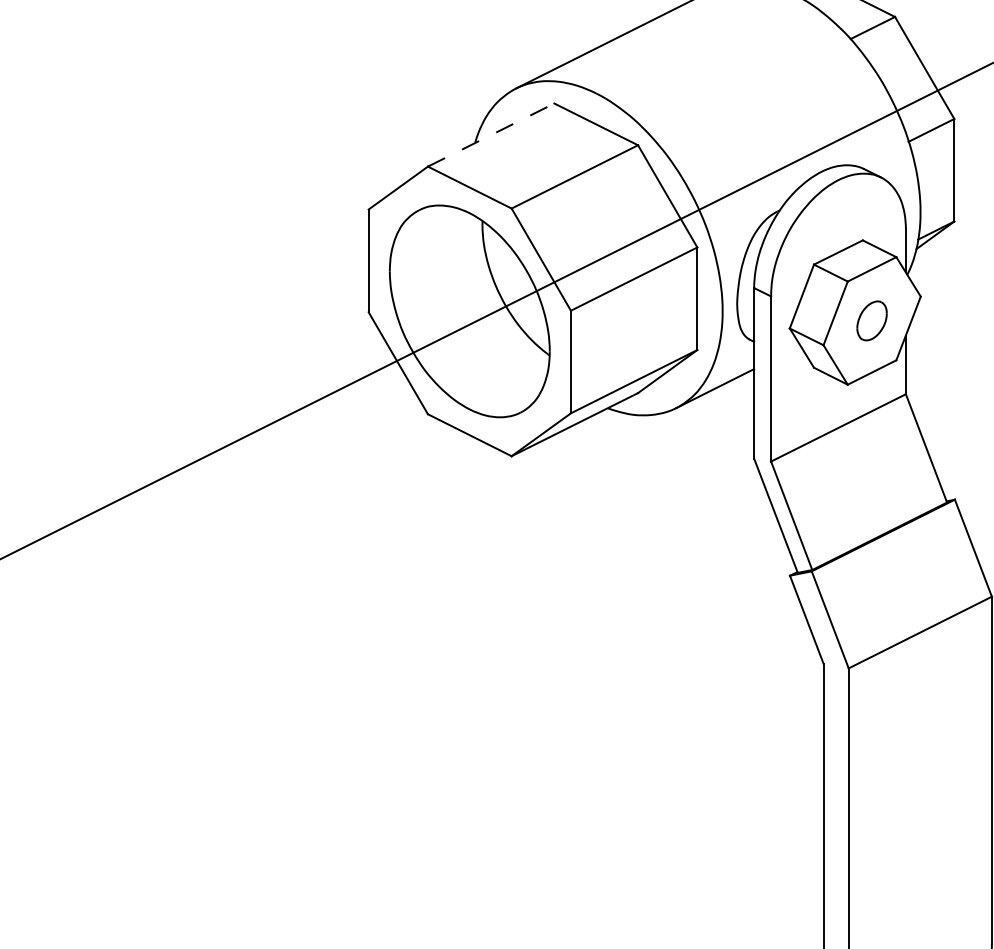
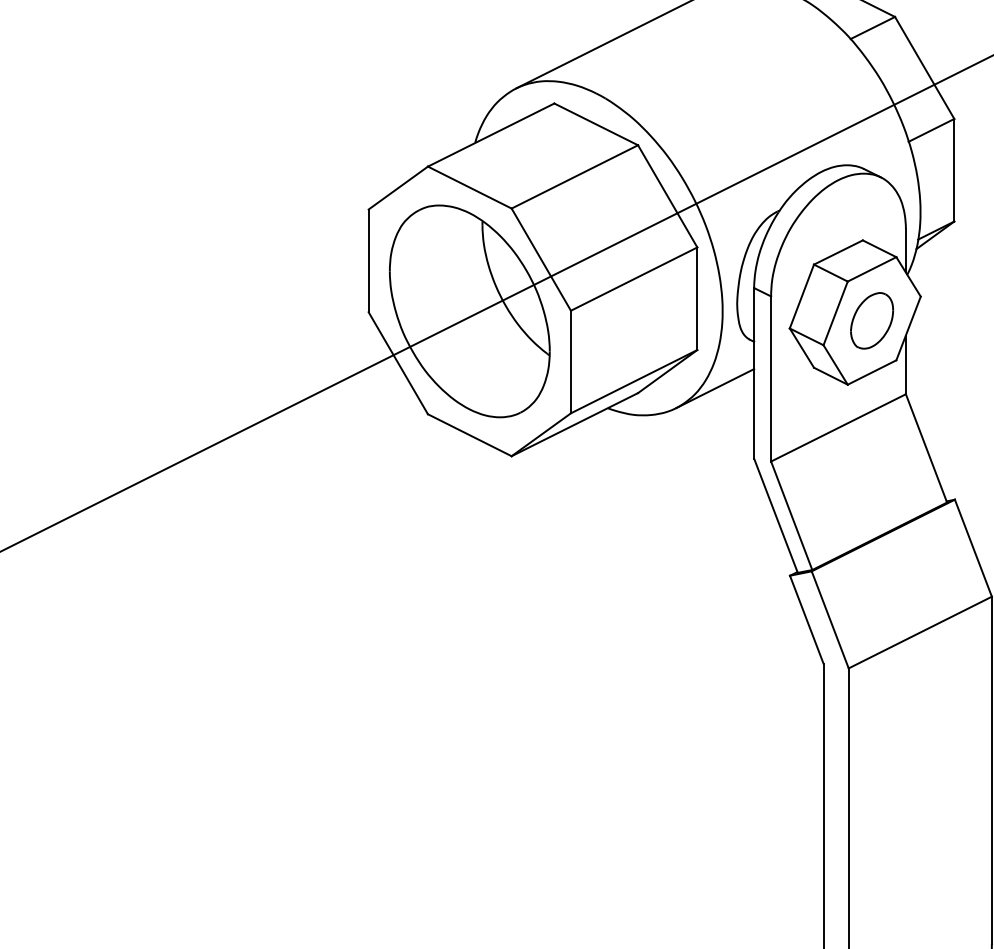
line: dashed -> solid (491, 135)
line position: (496, 311) -> (496, 303) (496, 303)
part size: 32x42 px -> 44x58 px (871, 320)
